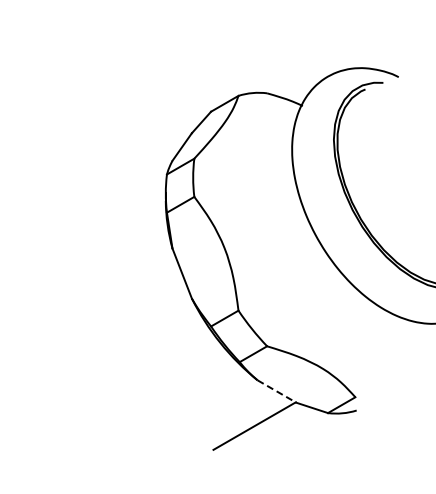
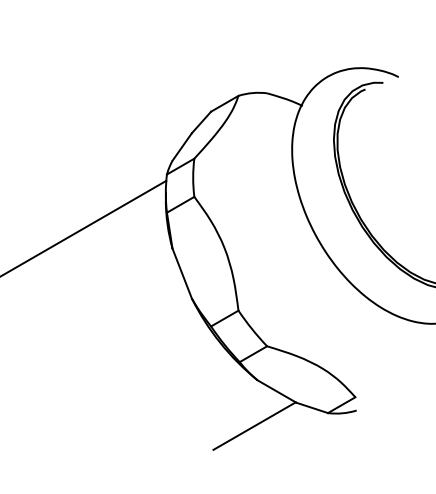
line: none -> present (84, 227)
line: dashed -> solid (277, 391)
